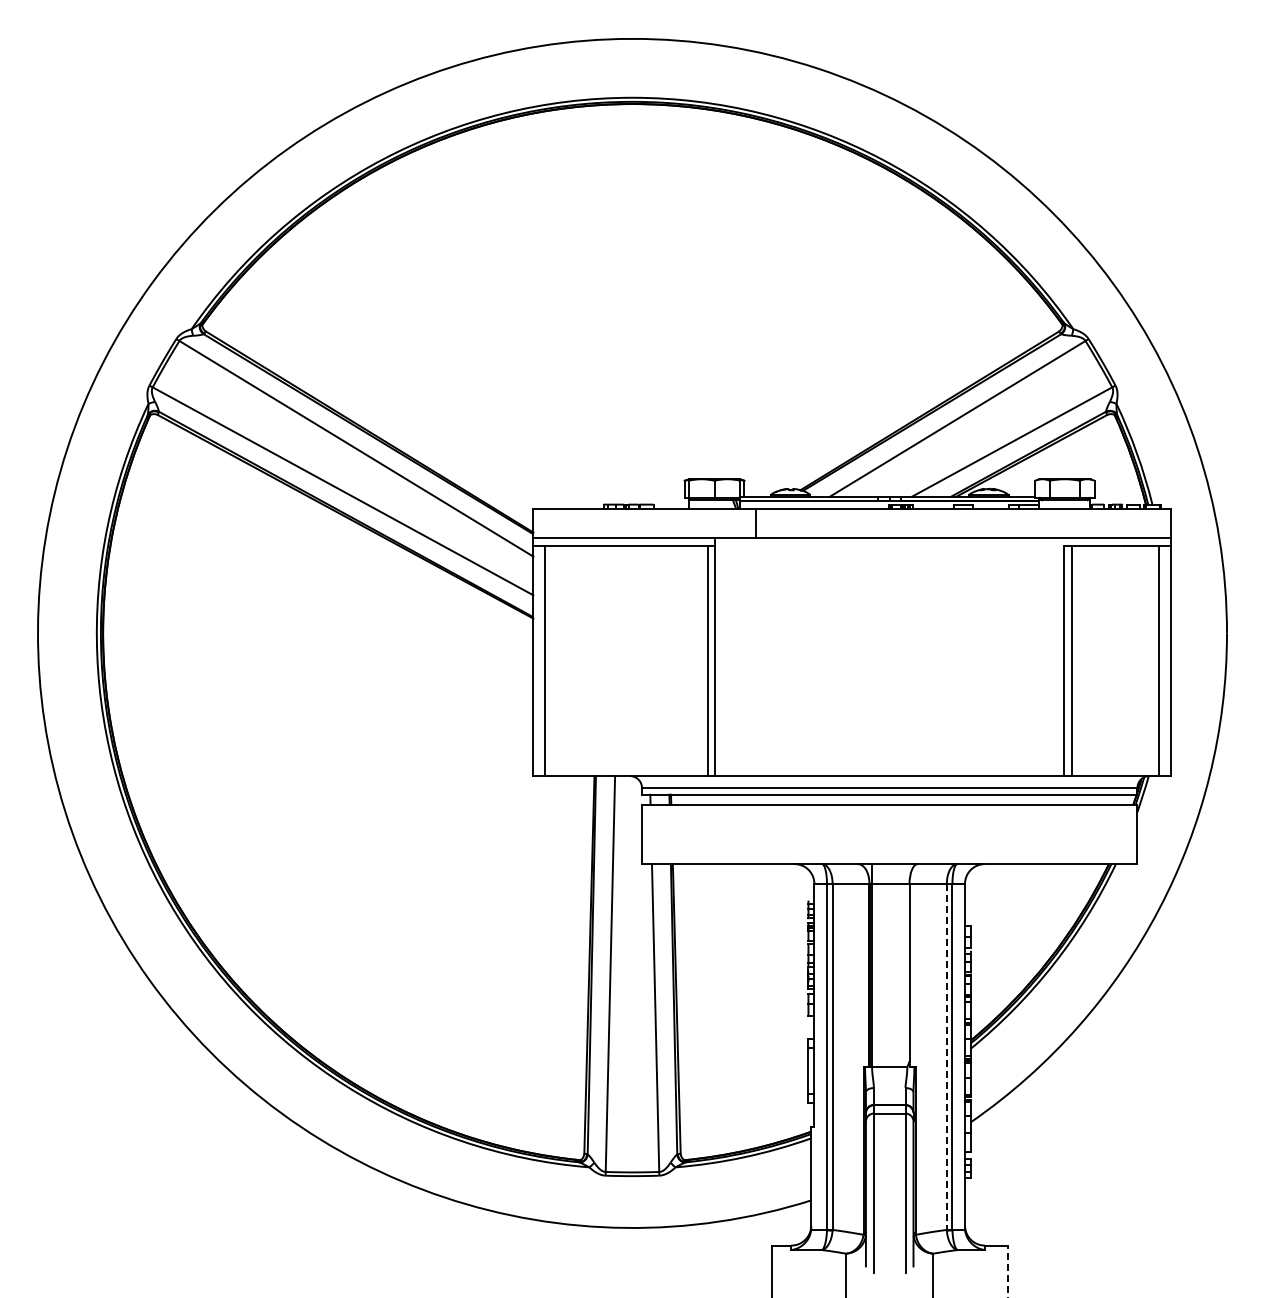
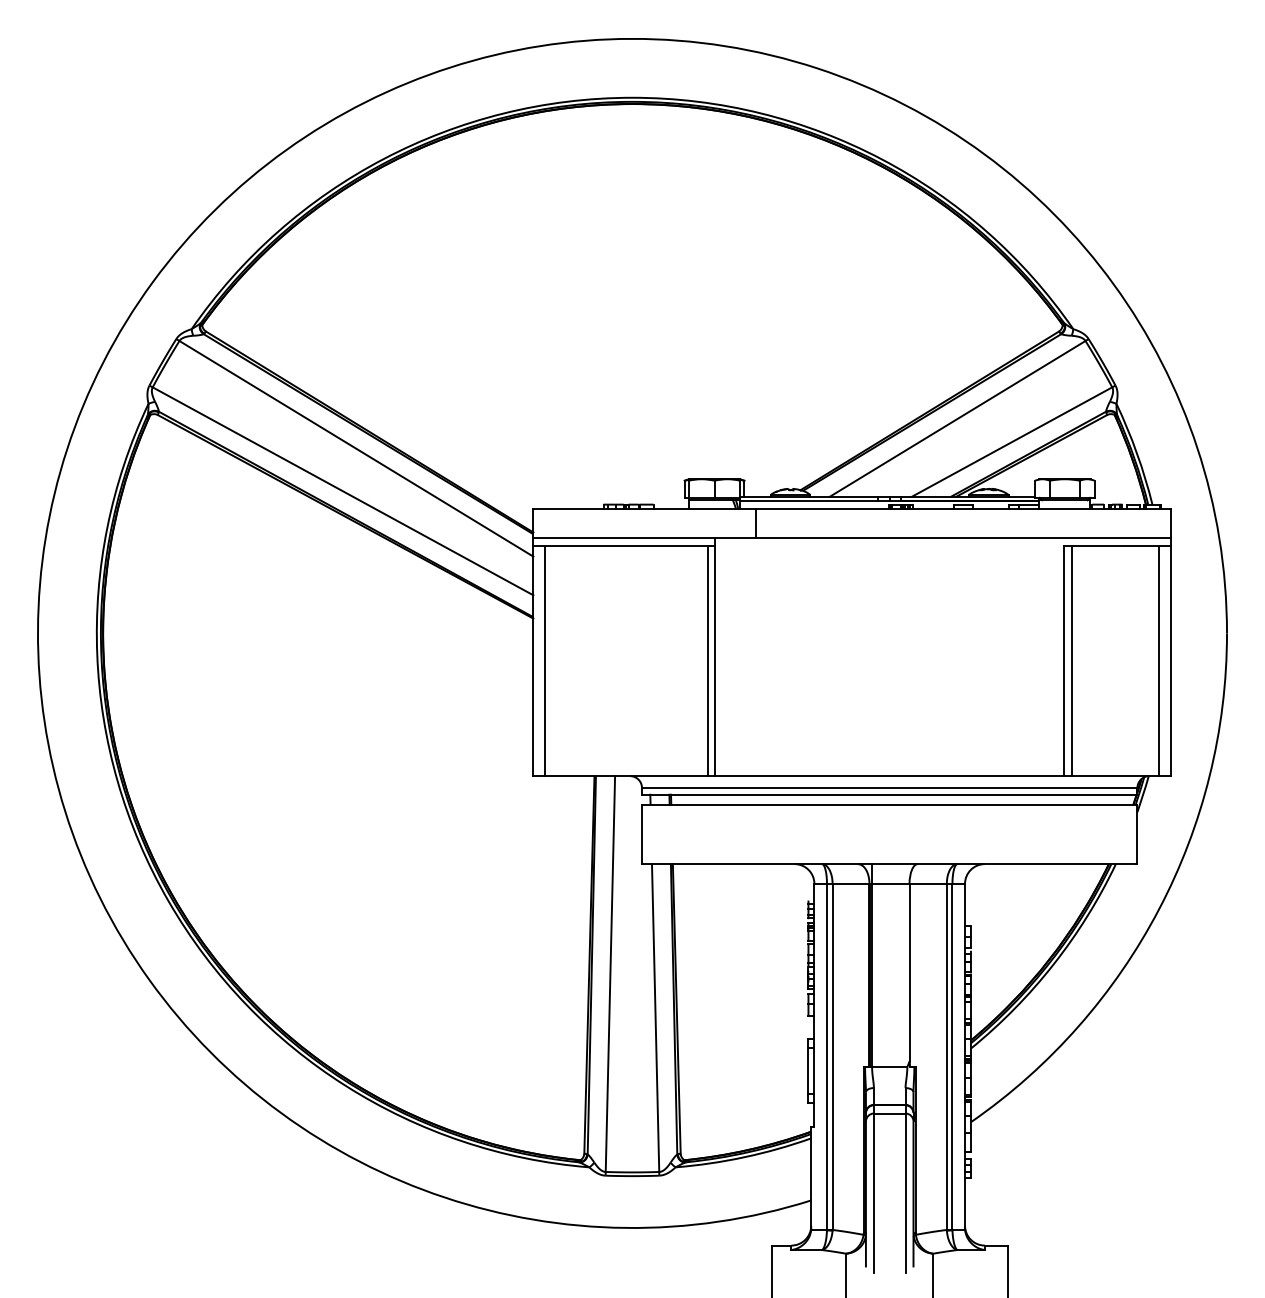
line: dashed -> solid (946, 1057)
line: dashed -> solid (1007, 1271)
